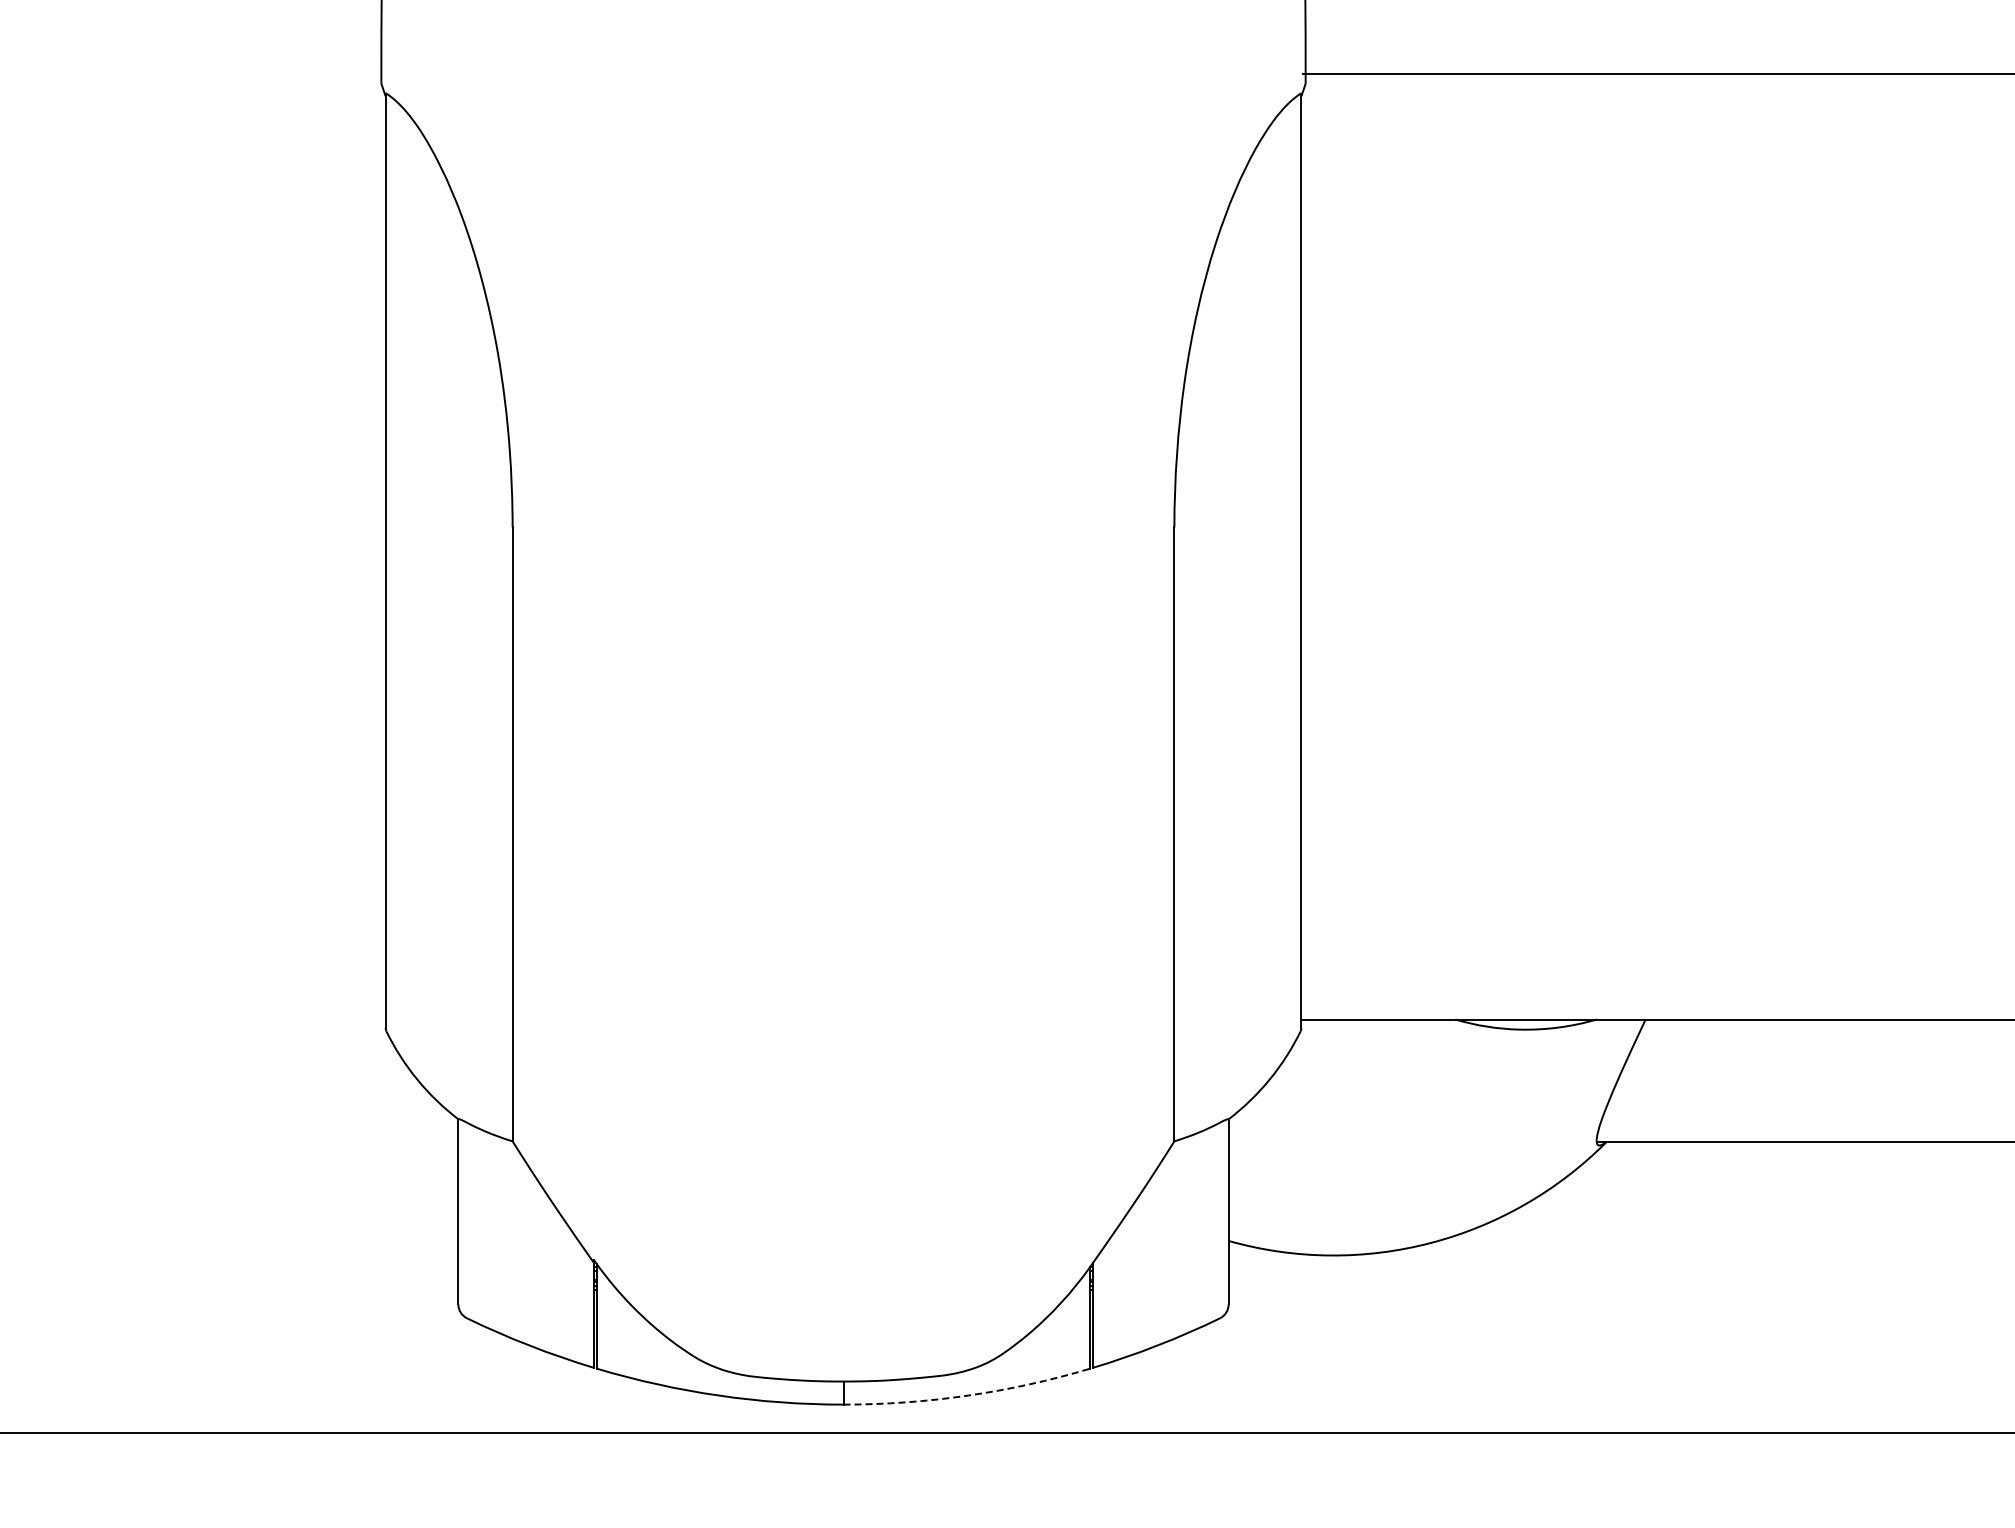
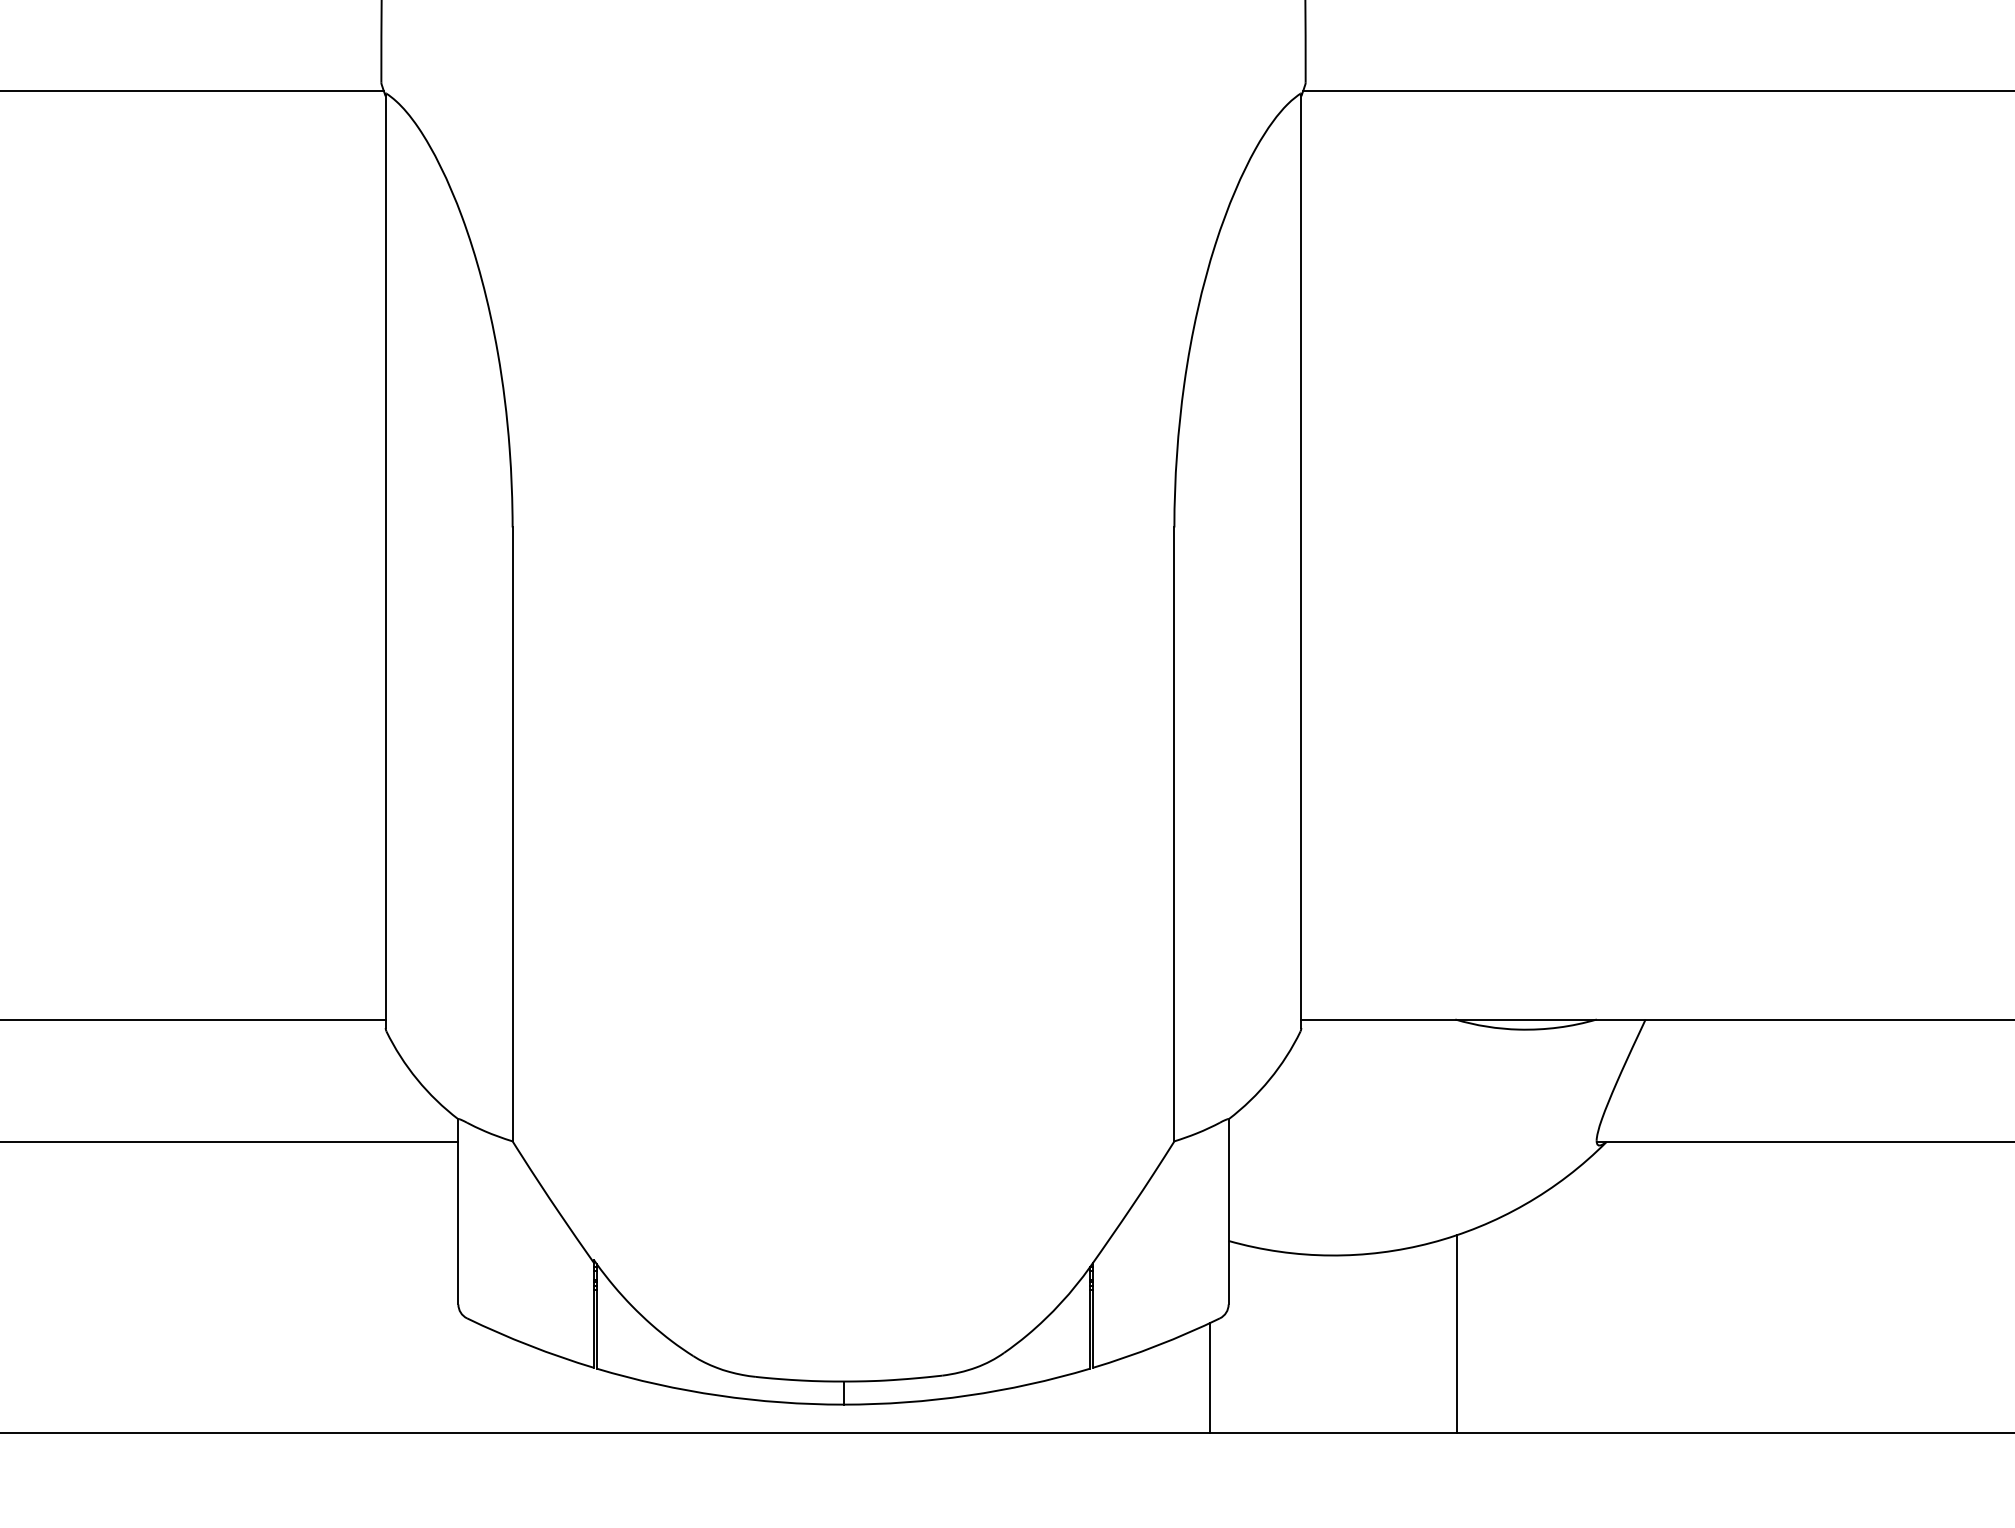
line position: (1657, 73) -> (1657, 90) (1657, 90)
line: none -> present (192, 90)
line: none -> present (193, 1019)
line: none -> present (230, 1141)
line: none -> present (1456, 1334)
line: none -> present (1210, 1377)
arc: dashed -> solid (968, 1395)
